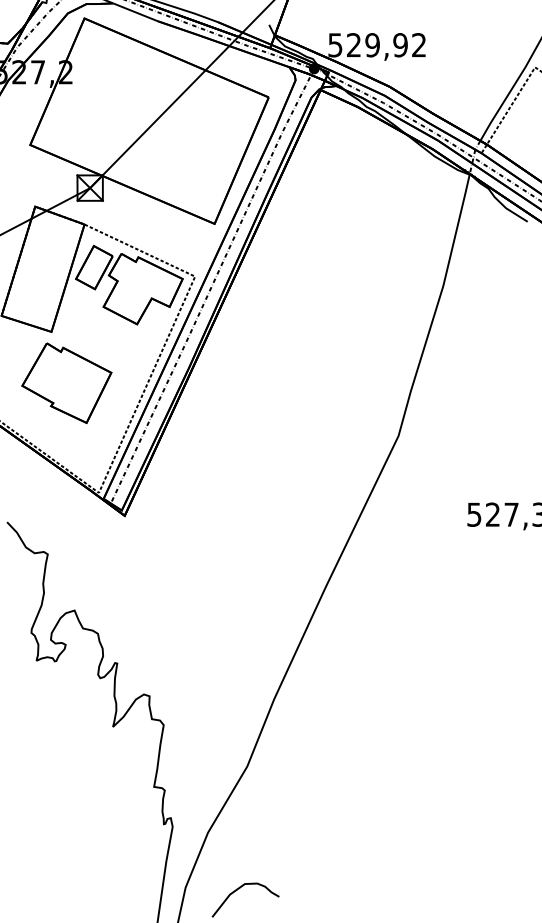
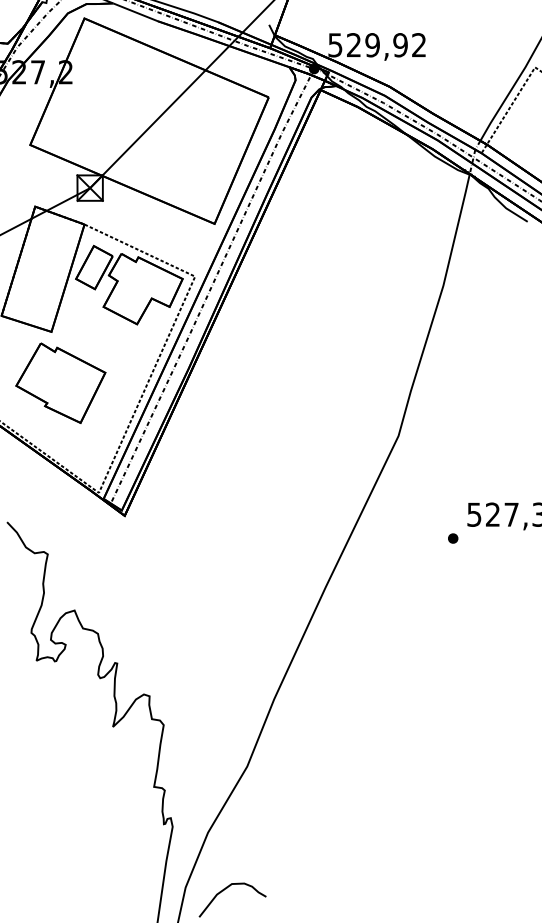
part position: (66, 382) -> (60, 382) (60, 382)
part: none -> present (453, 538)
curve position: (239, 889) -> (226, 889) (226, 889)
